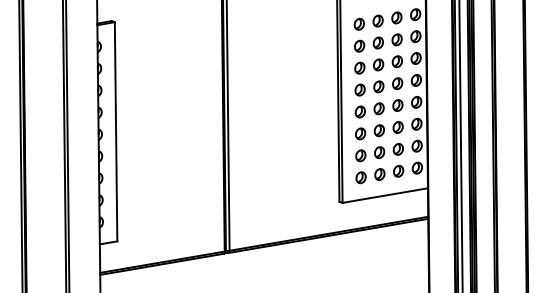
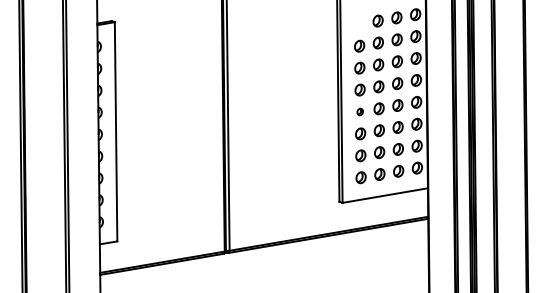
part: present -> none (358, 24)
part size: 12x14 px -> 8x10 px (359, 111)
line: present -> none (460, 145)
